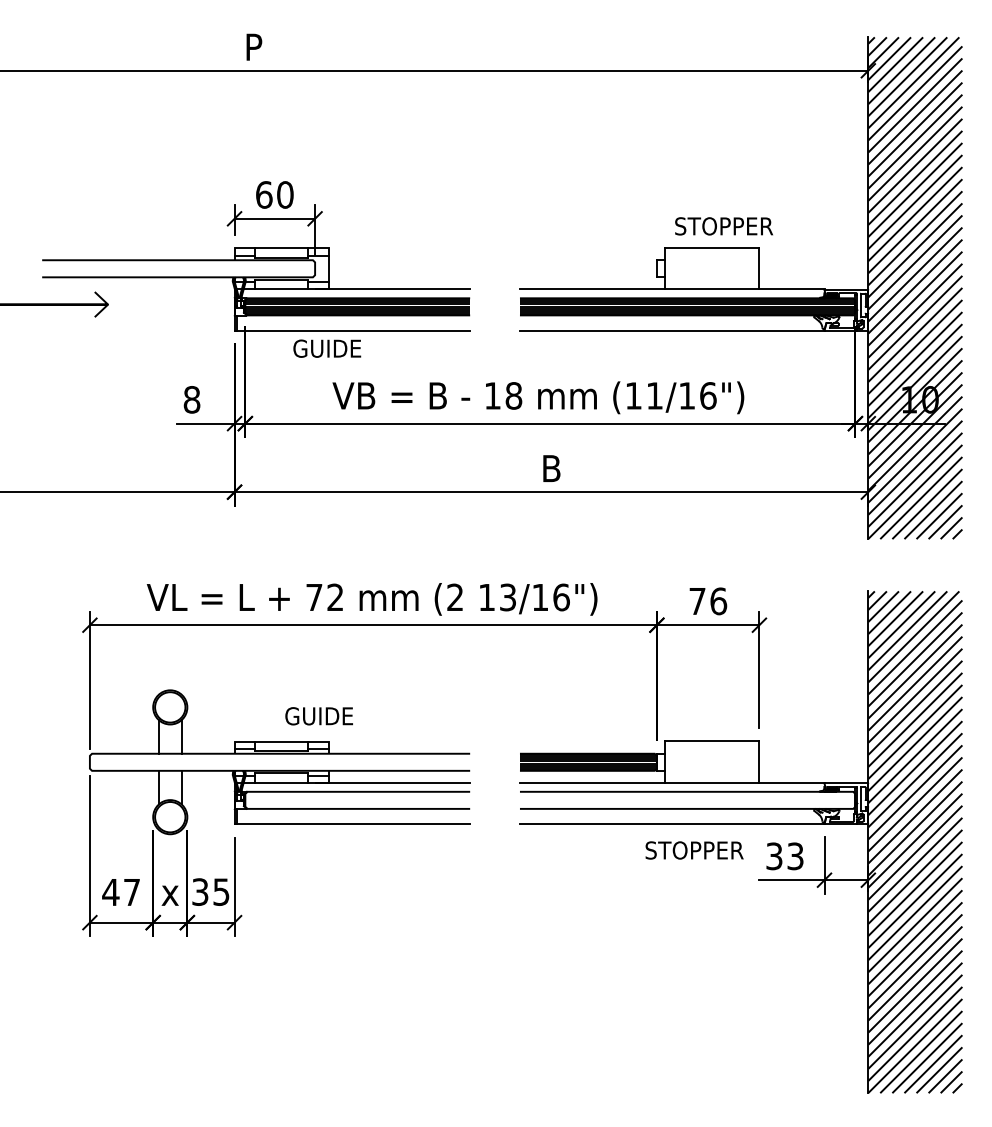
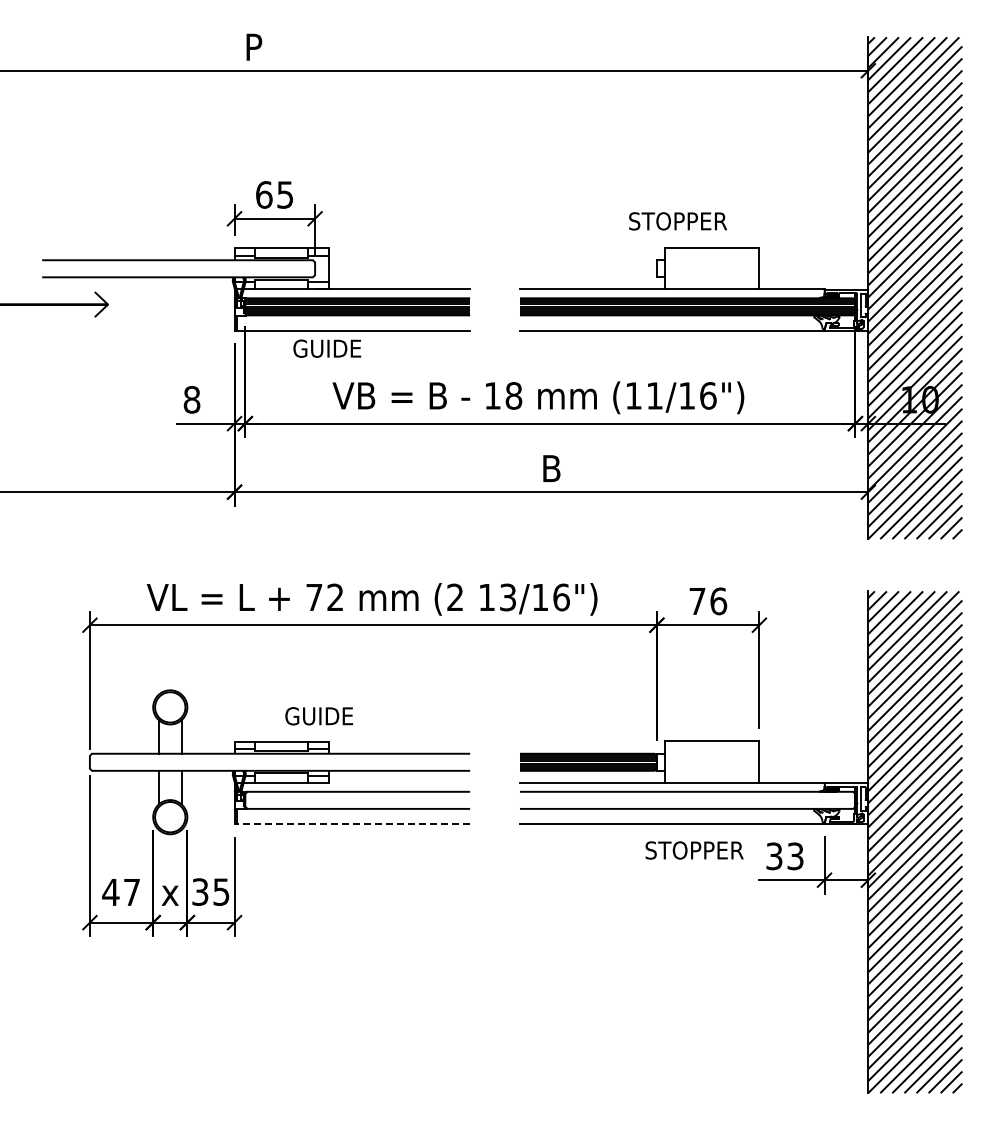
text: 60 -> 65 (285, 194)
text position: (723, 226) -> (677, 221) (677, 221)
line: present -> none (392, 782)
line: solid -> dashed (352, 824)
